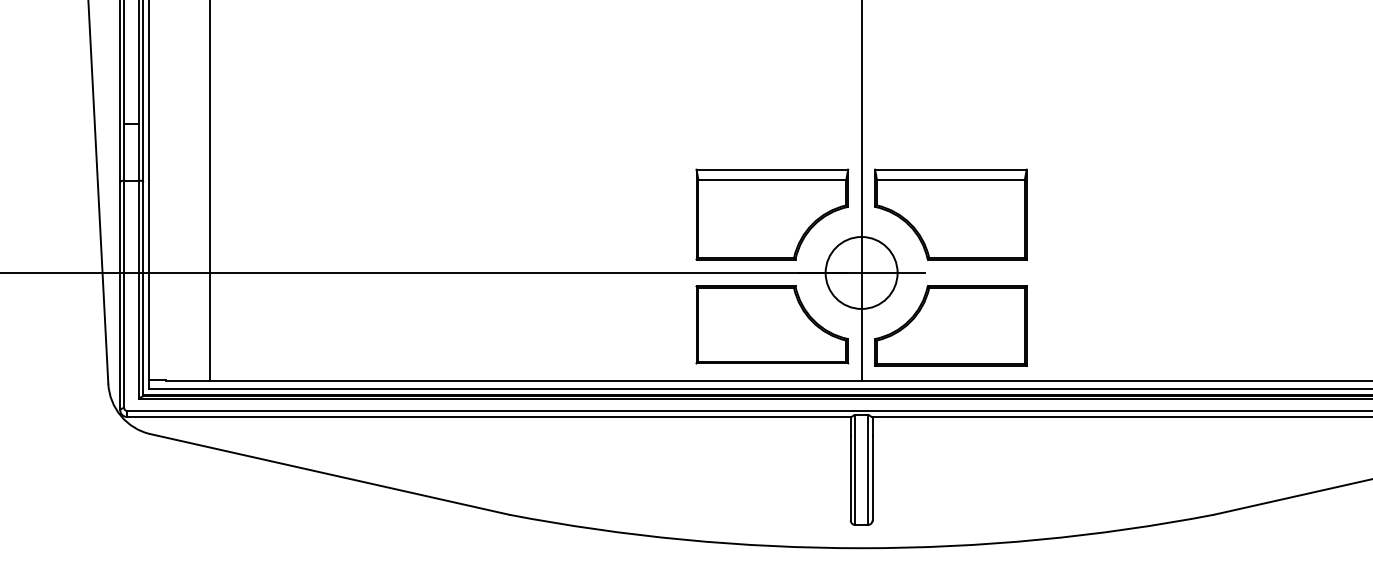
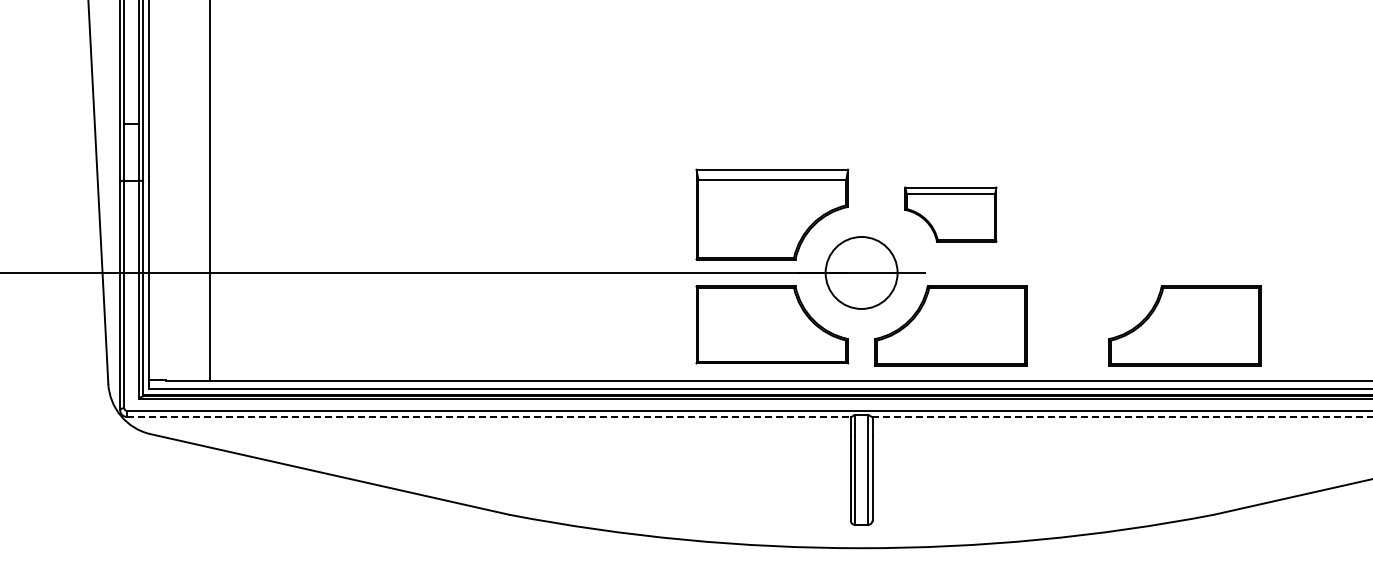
line: present -> none (861, 191)
part size: 154x93 px -> 94x57 px (950, 214)
part: none -> present (1184, 325)
line: solid -> dashed (489, 416)
line: solid -> dashed (1122, 416)
